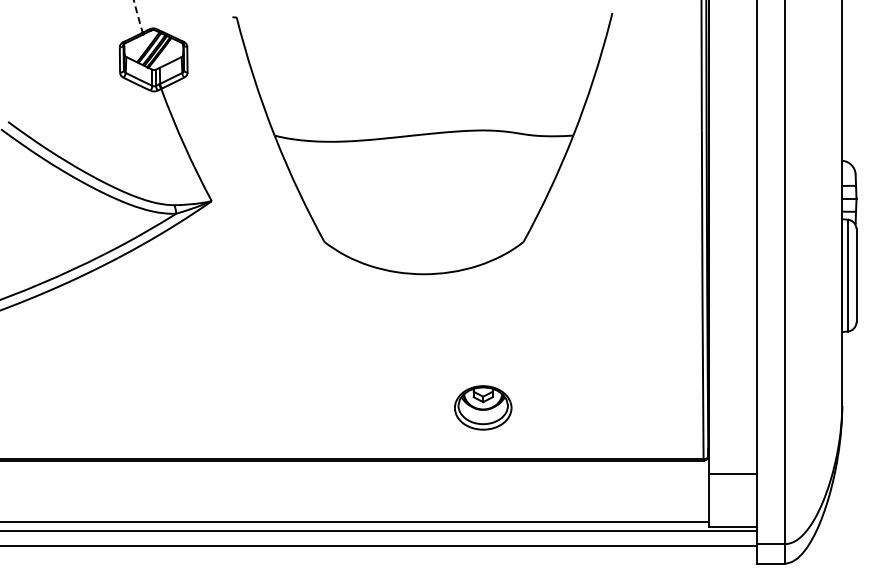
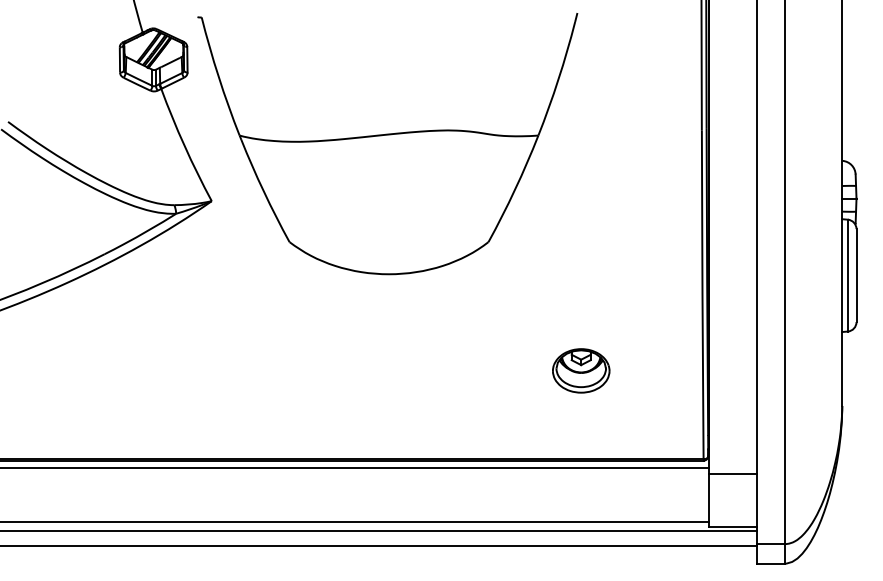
arc: dashed -> solid (138, 16)
part position: (422, 144) -> (387, 144) (387, 144)
part position: (483, 407) -> (581, 370) (581, 370)
line: none -> present (355, 468)
